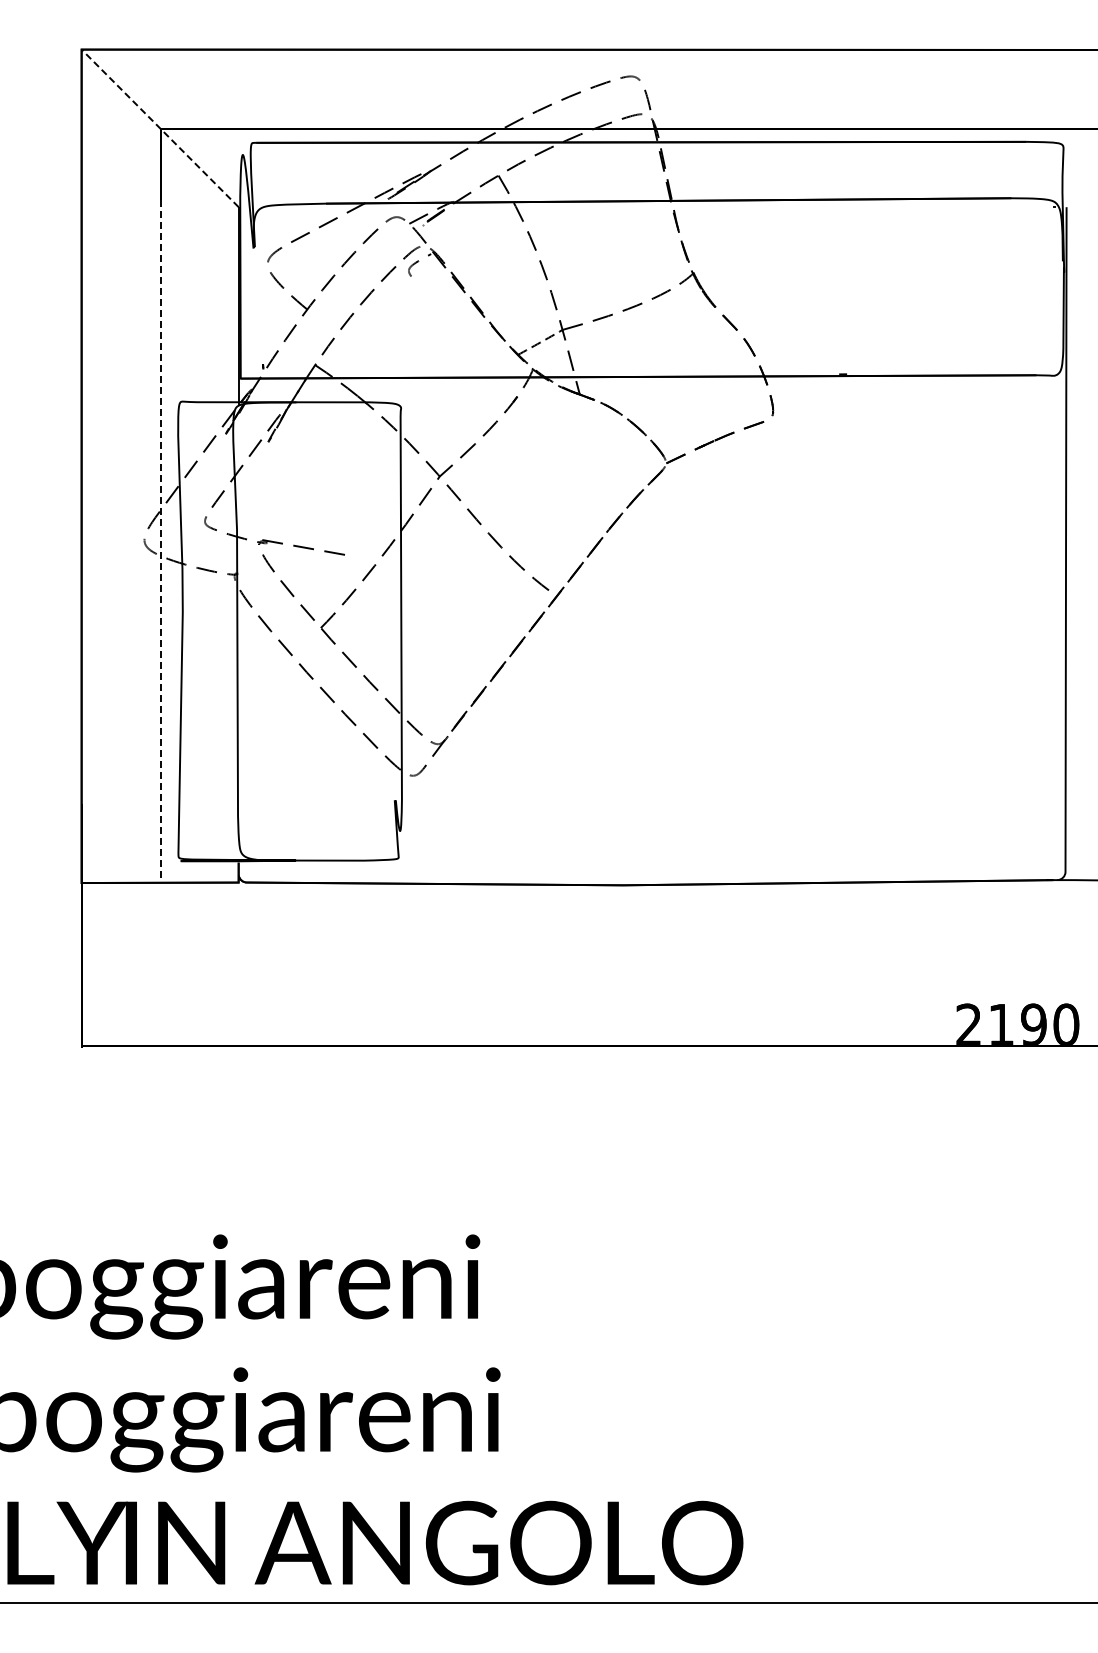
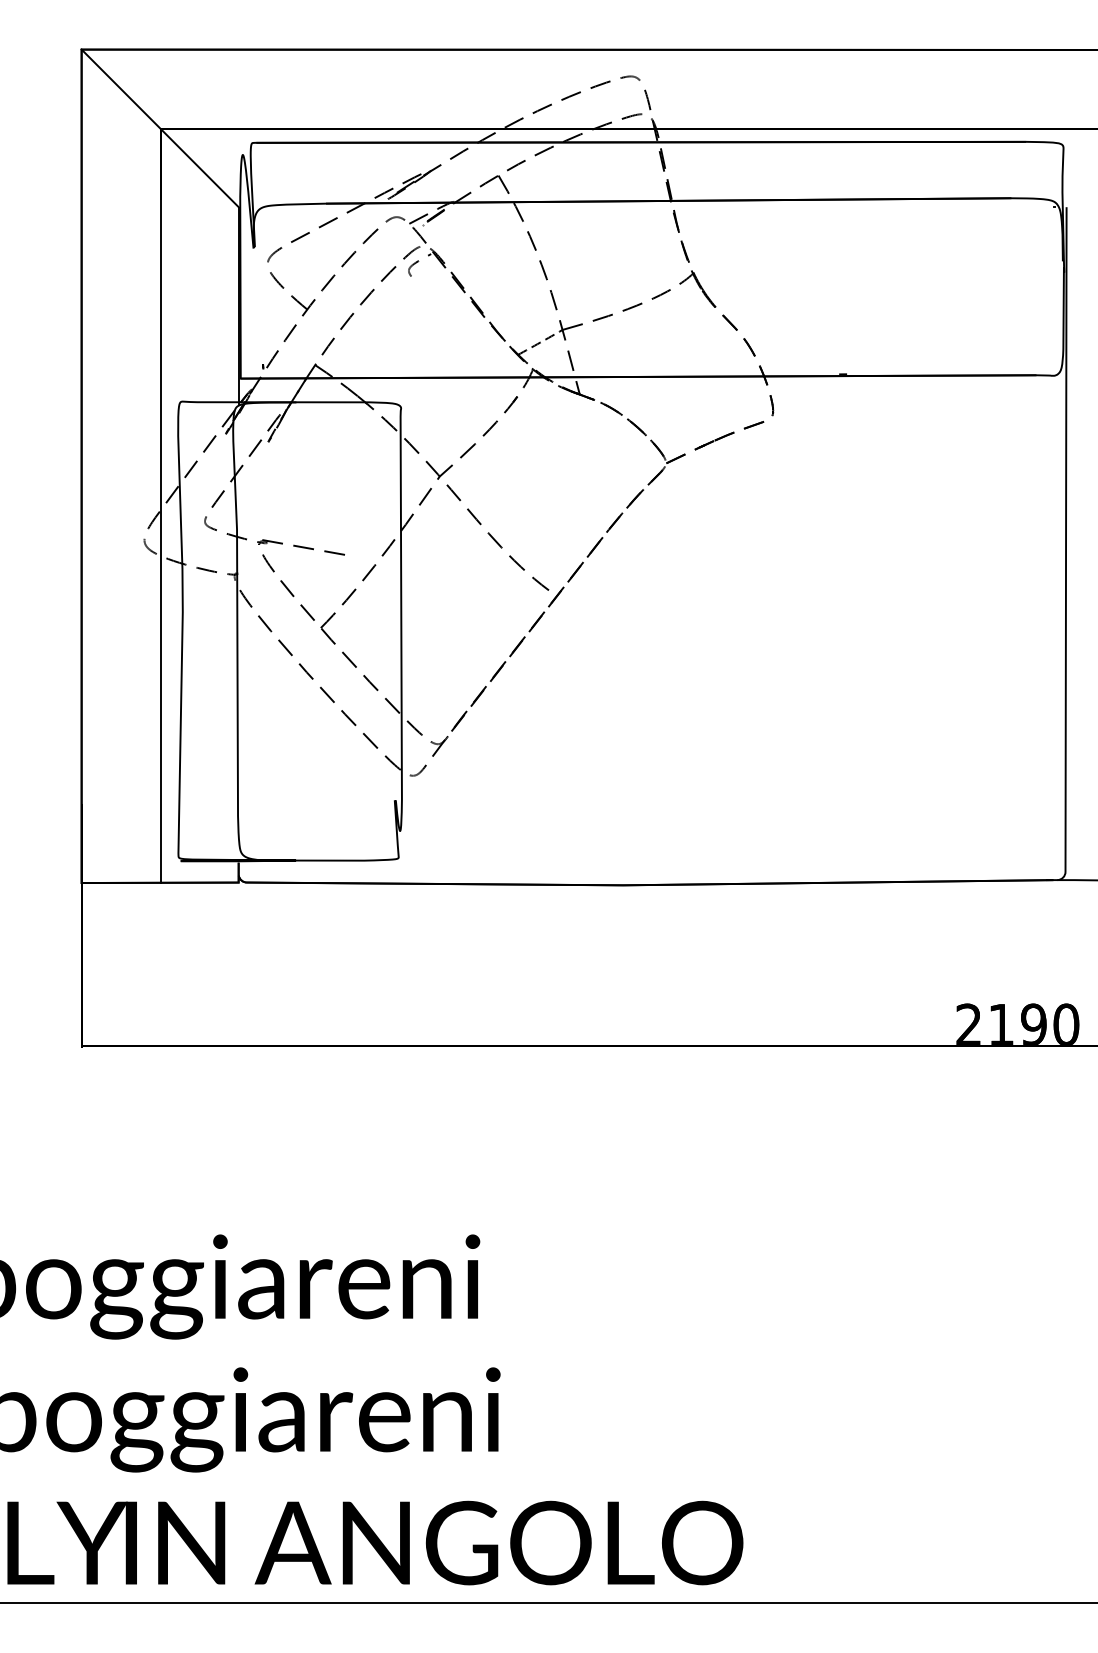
line: dashed -> solid (159, 128)
line: dashed -> solid (160, 541)
